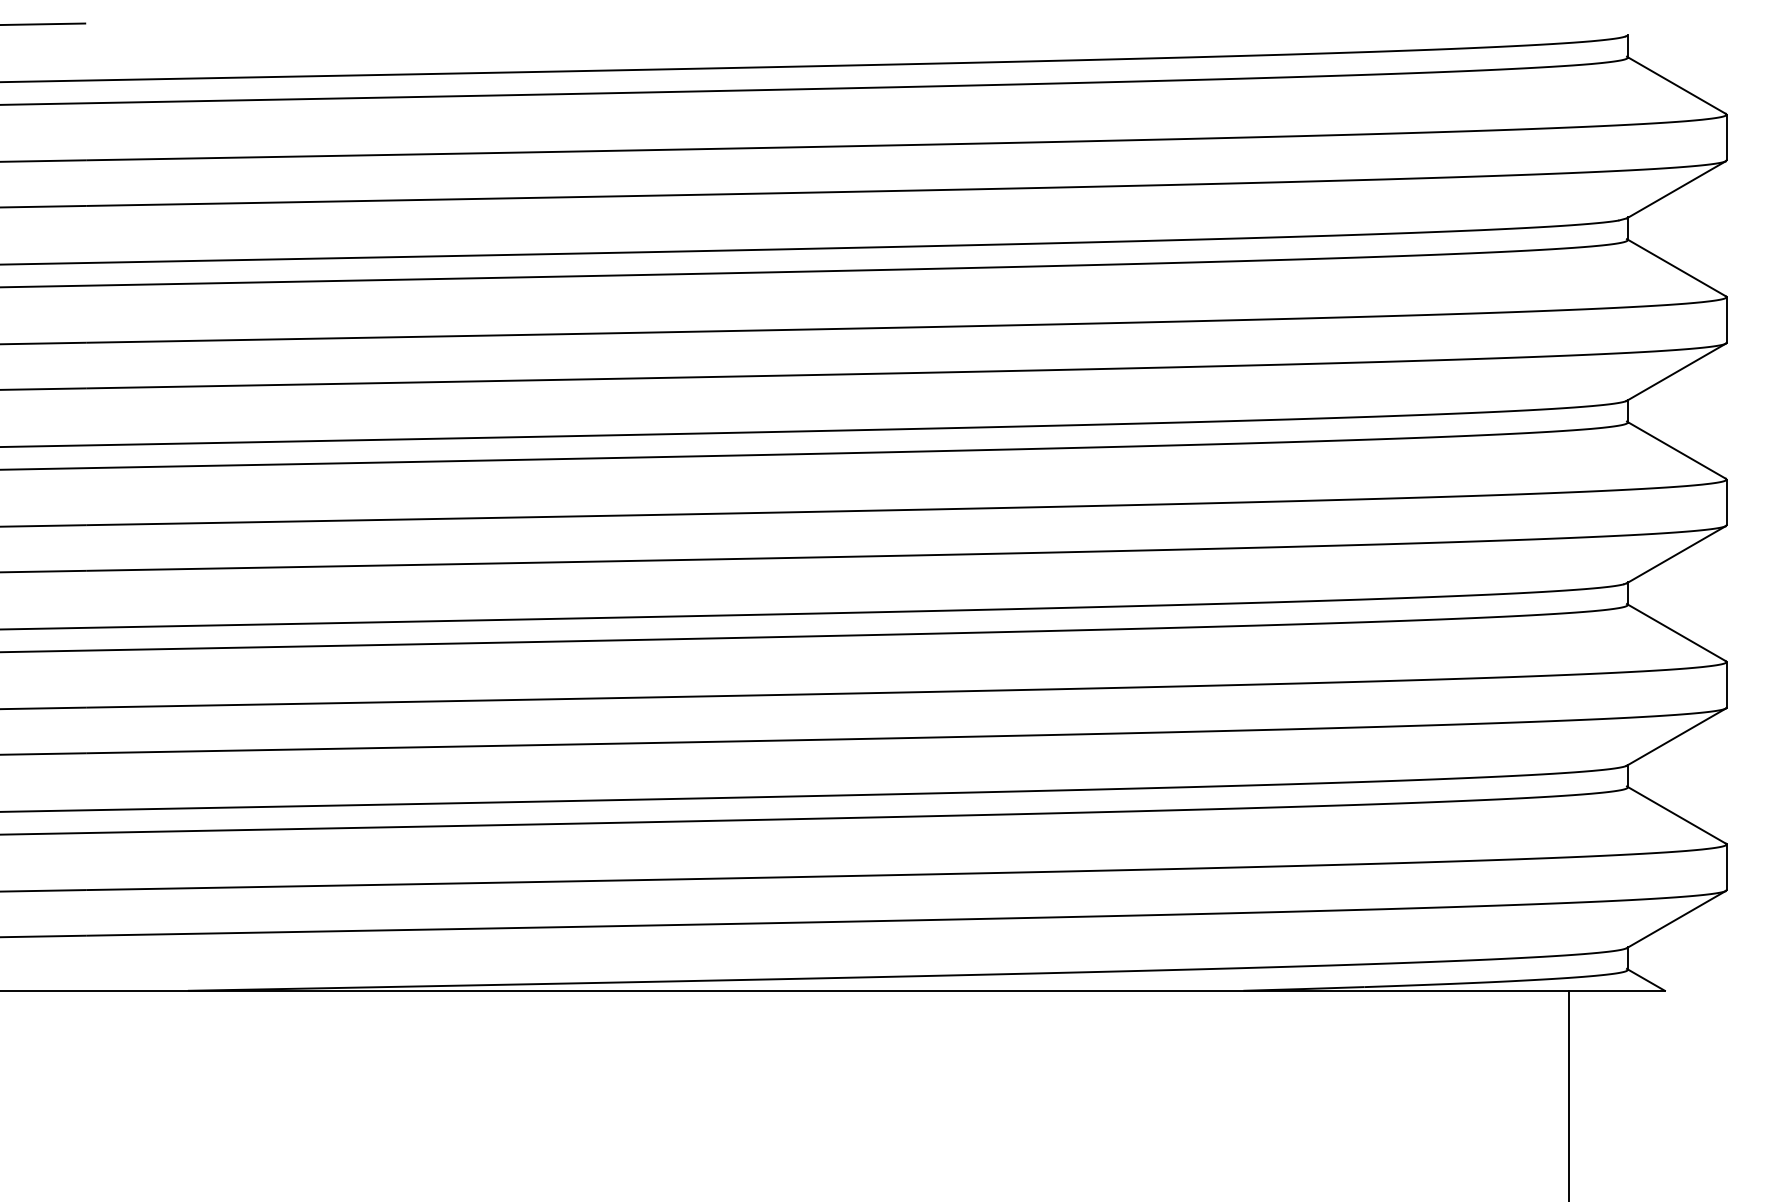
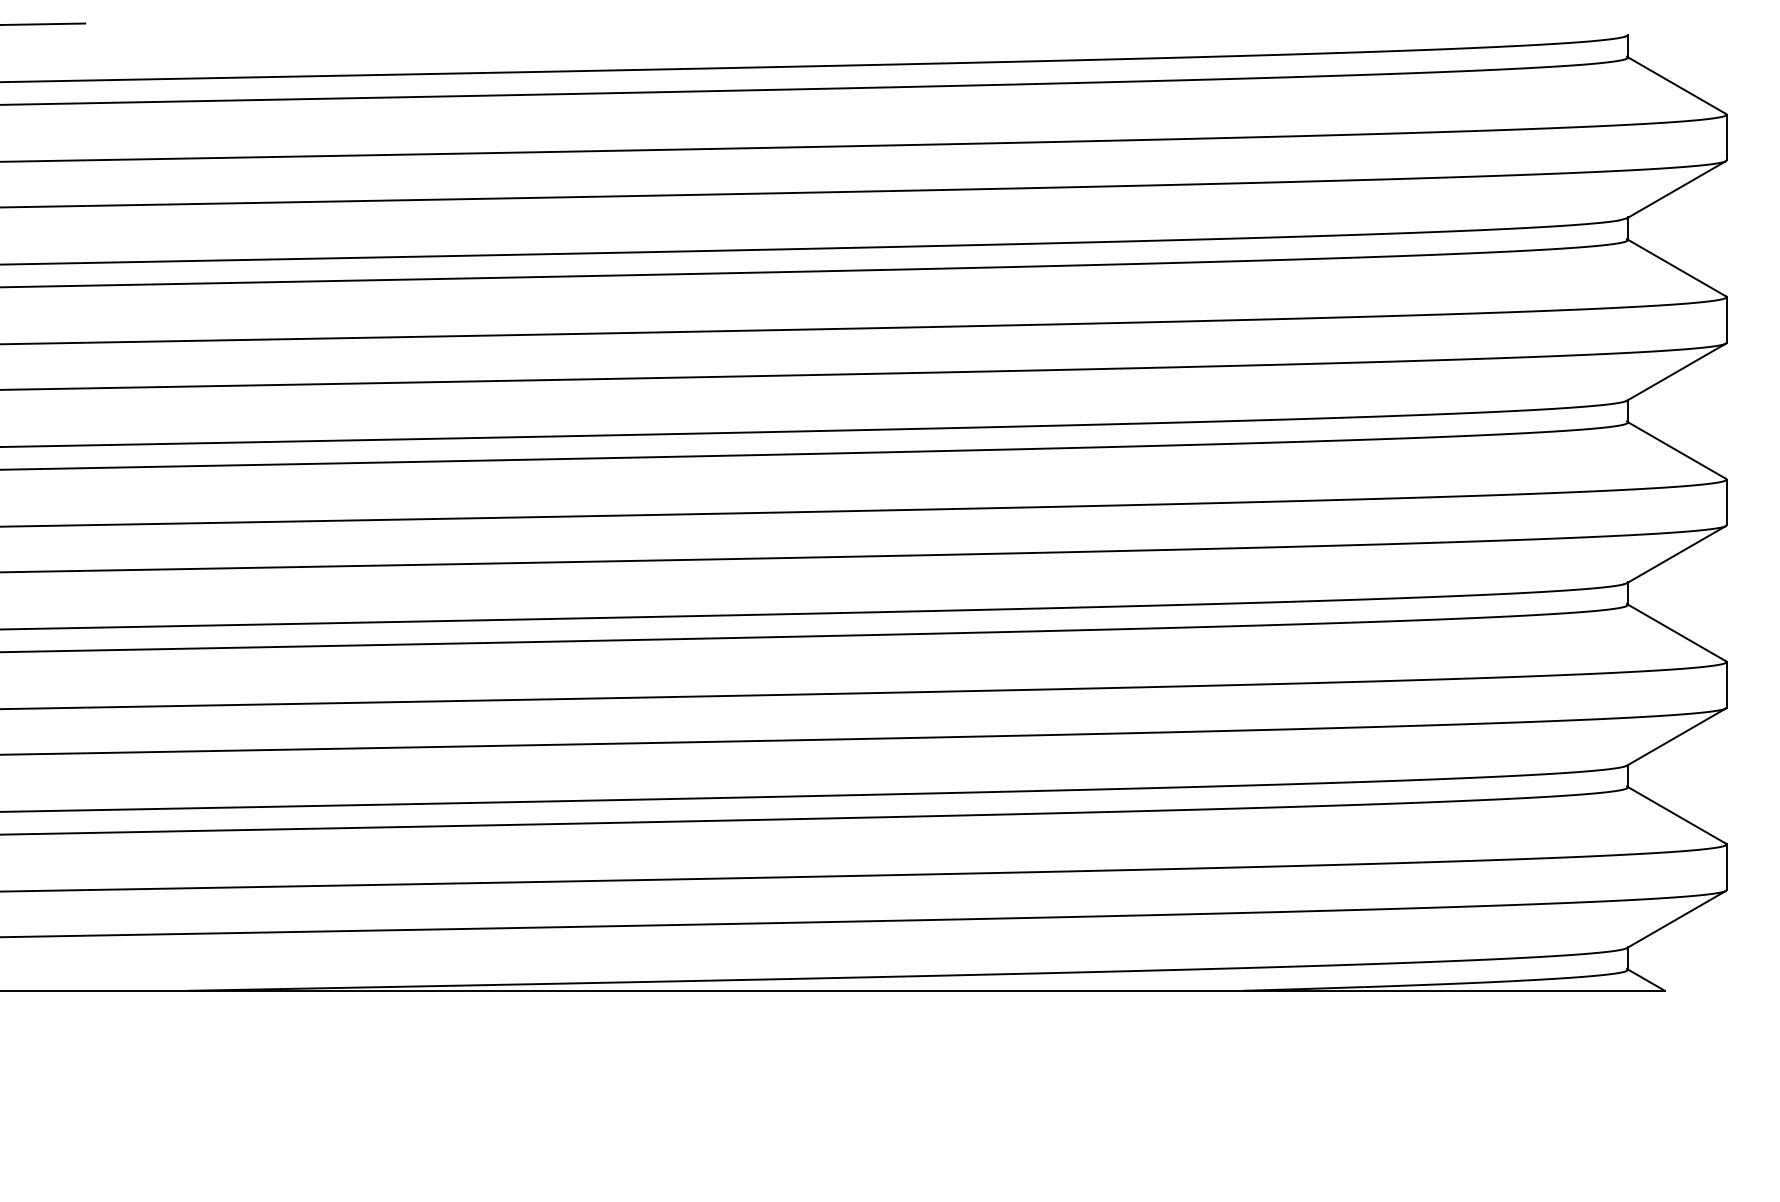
line: present -> none (1569, 1094)
